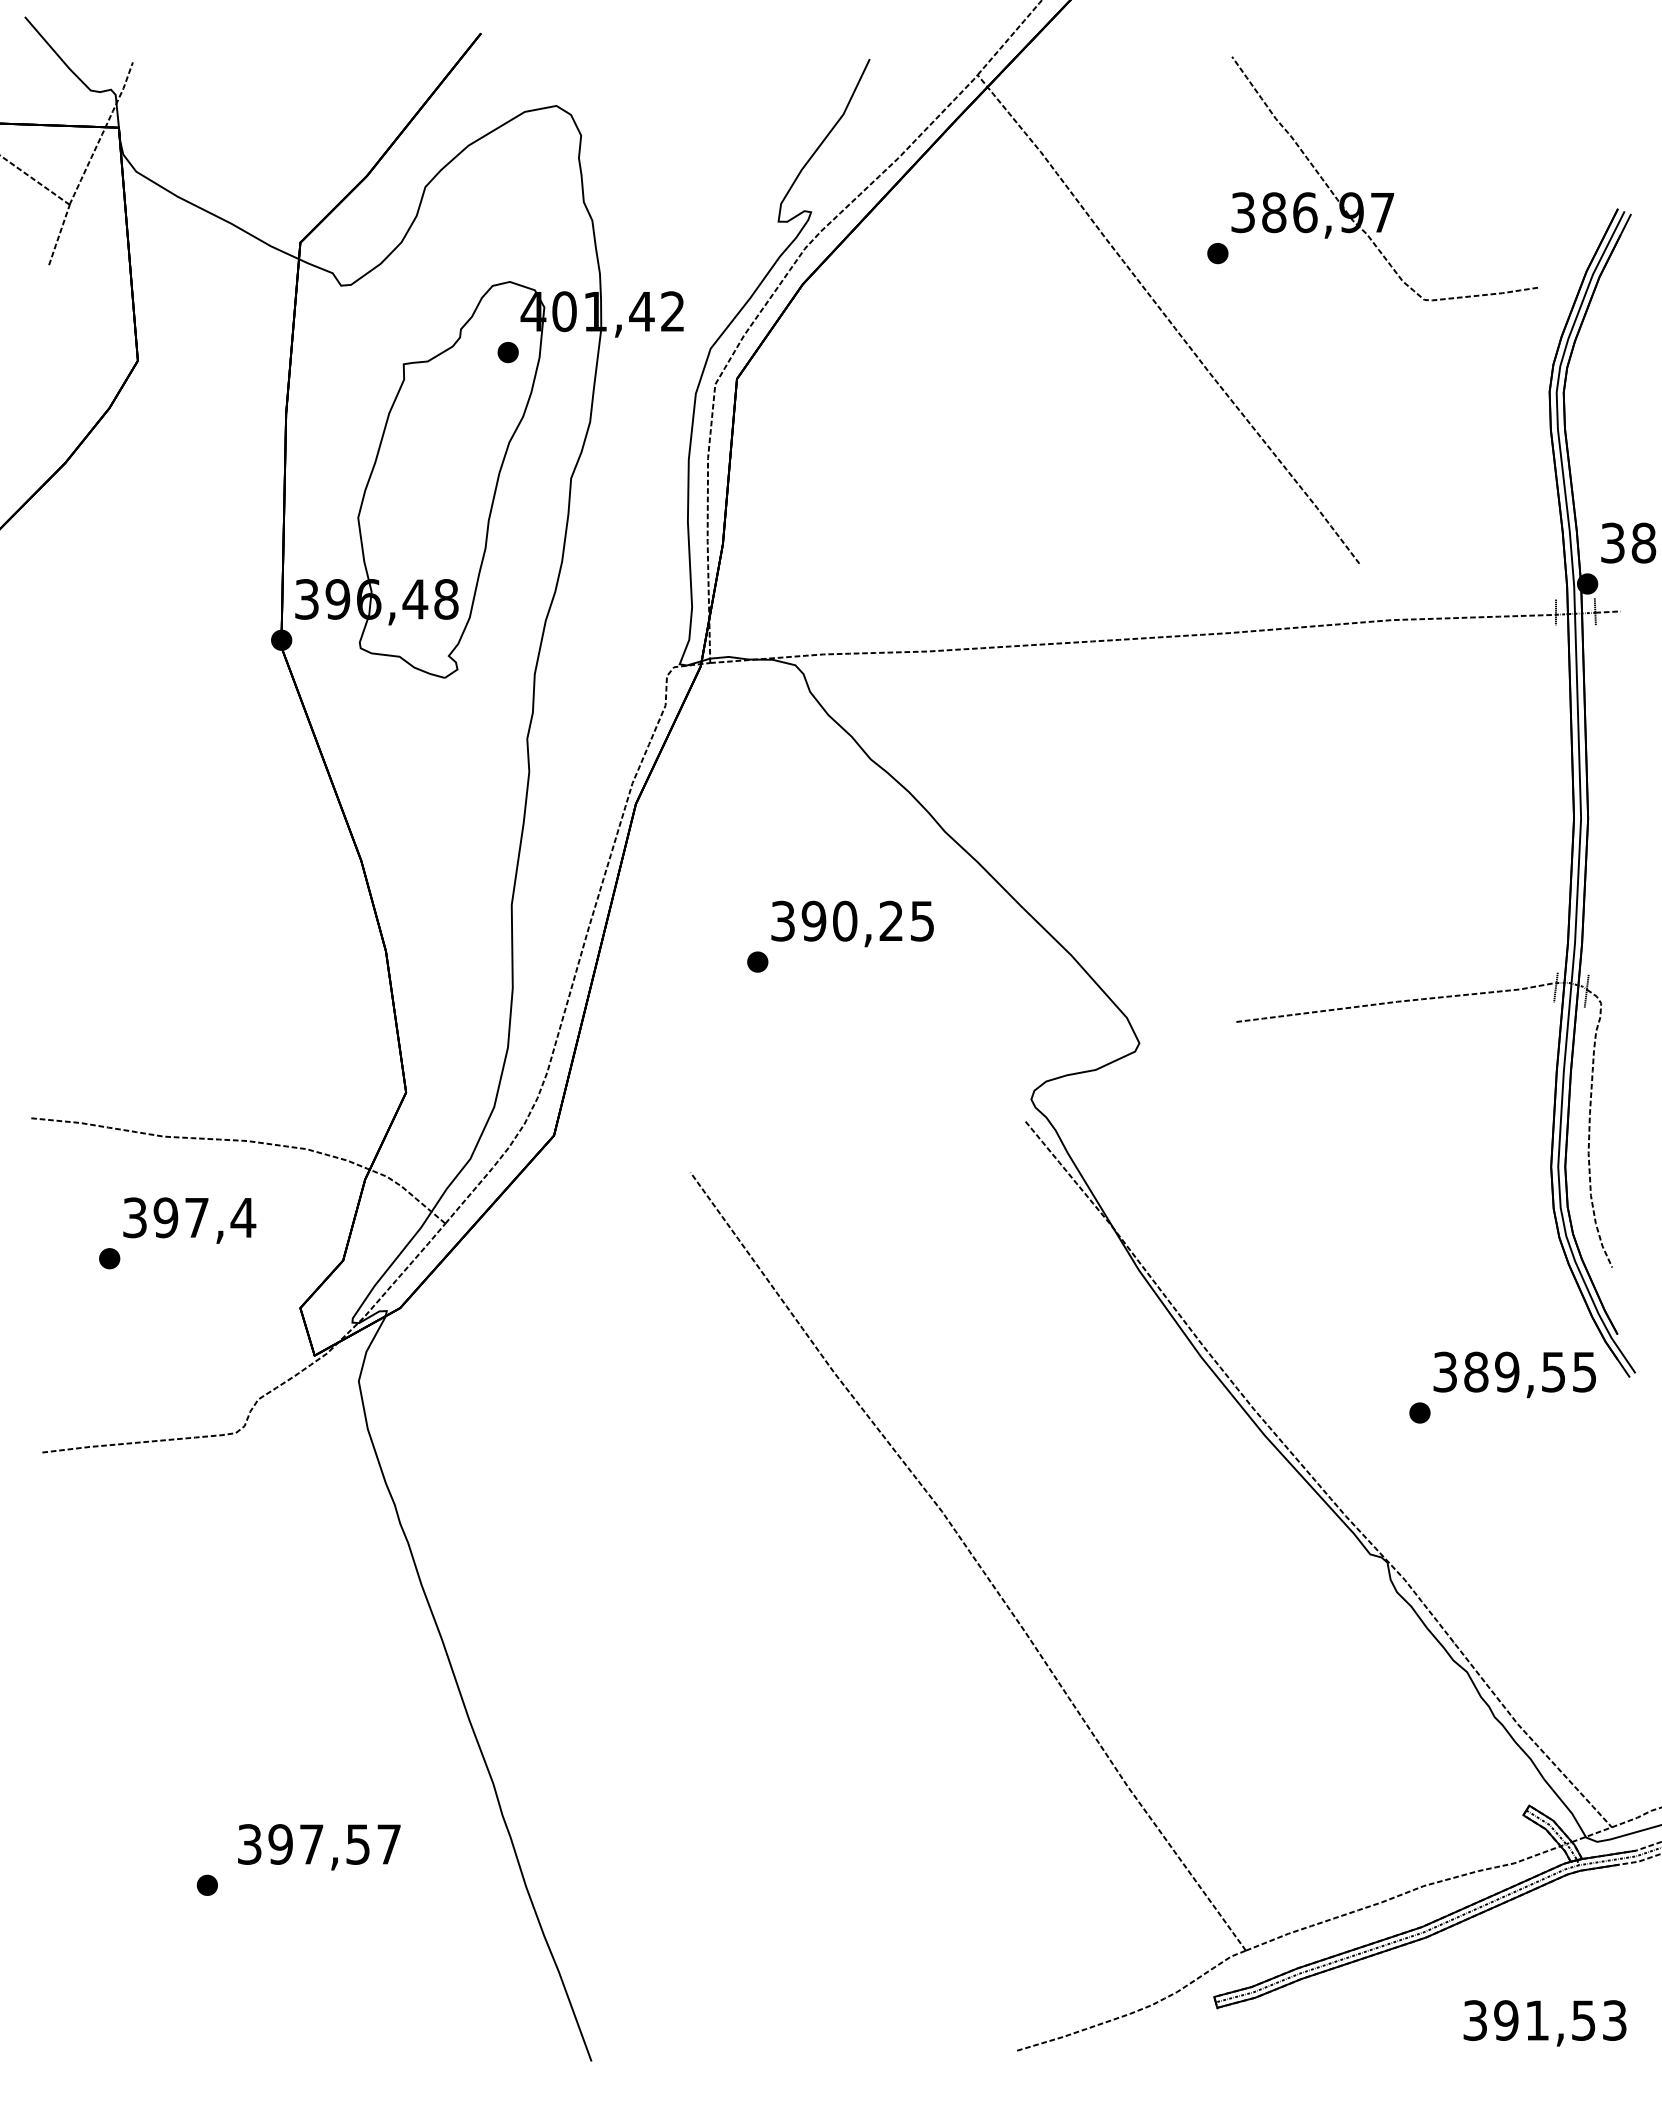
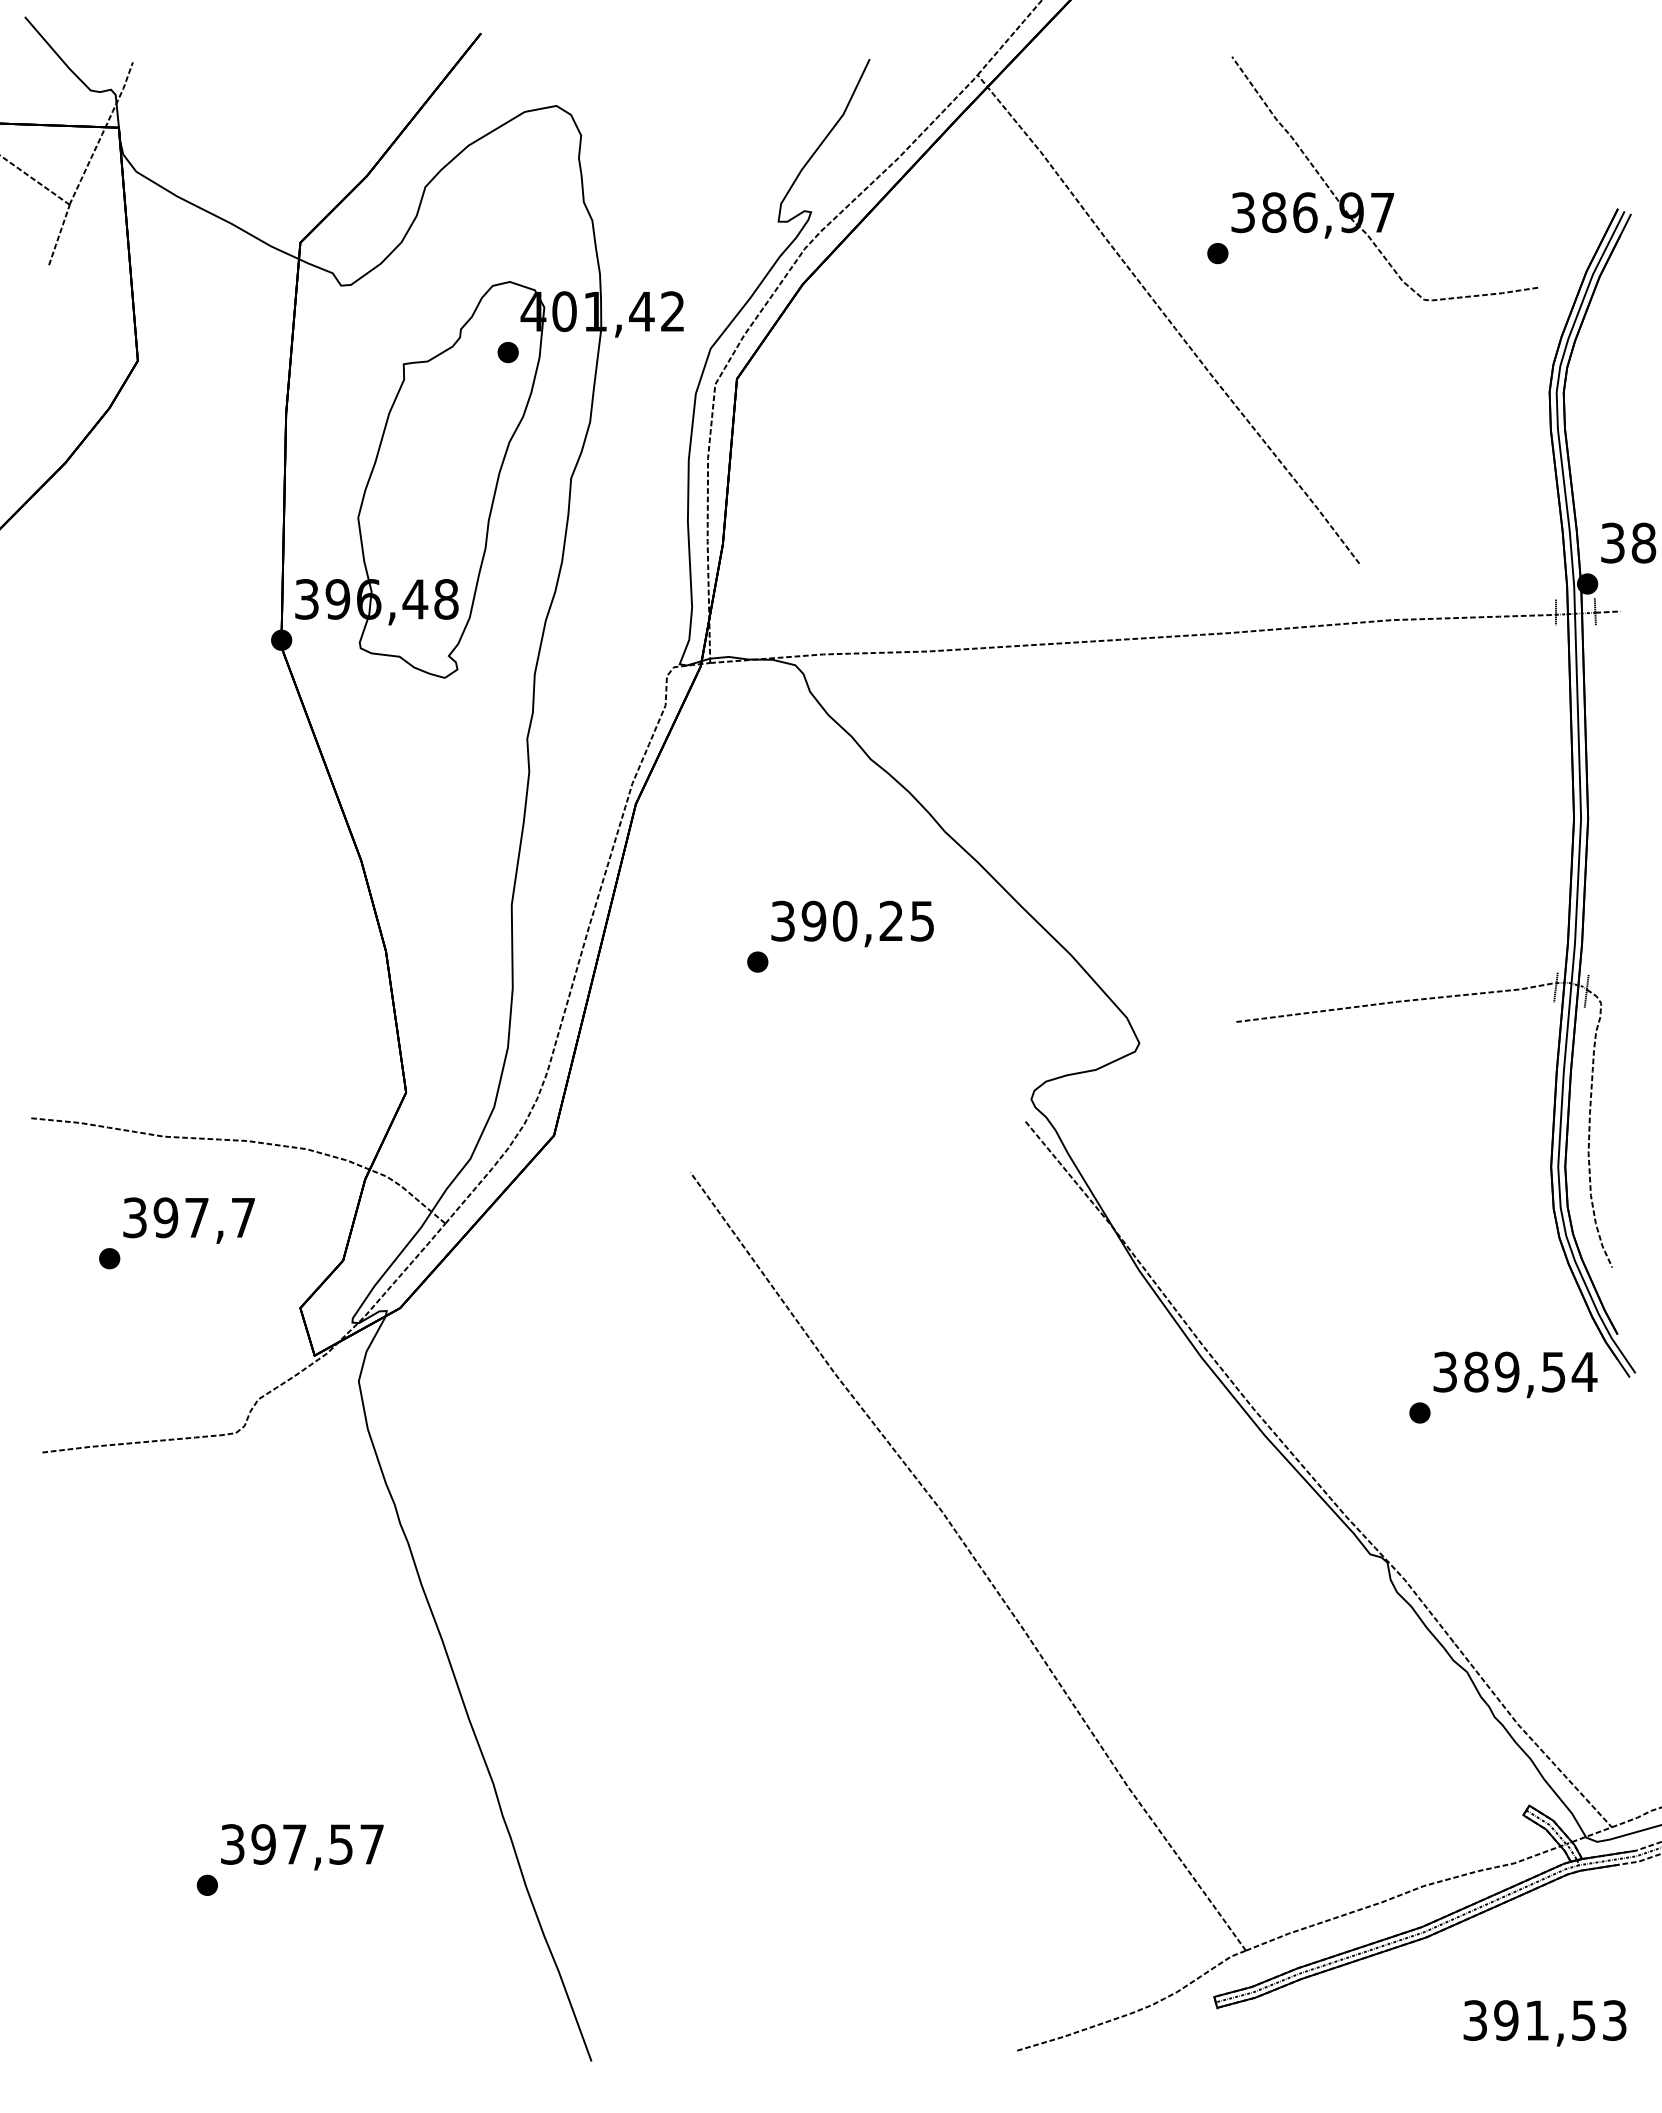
text: 397,4 -> 397,7 (243, 1217)
text: 389,55 -> 389,54 (1584, 1372)
text position: (319, 1847) -> (302, 1847) (302, 1847)
